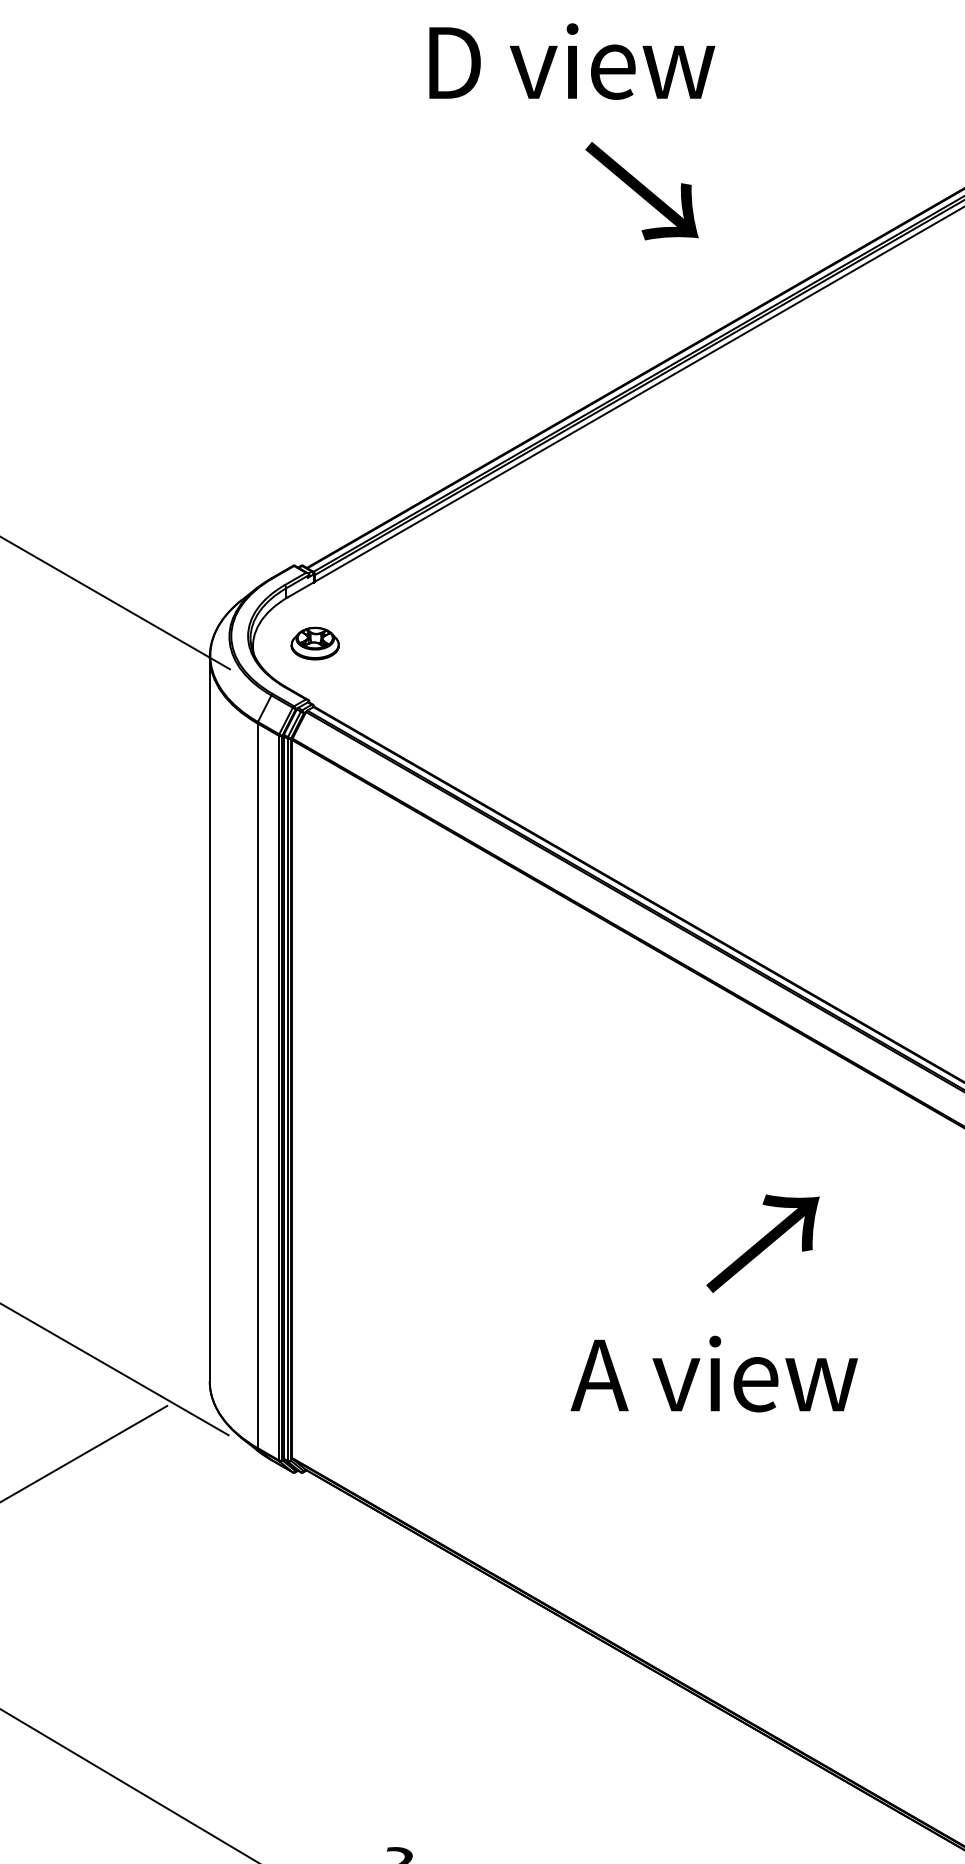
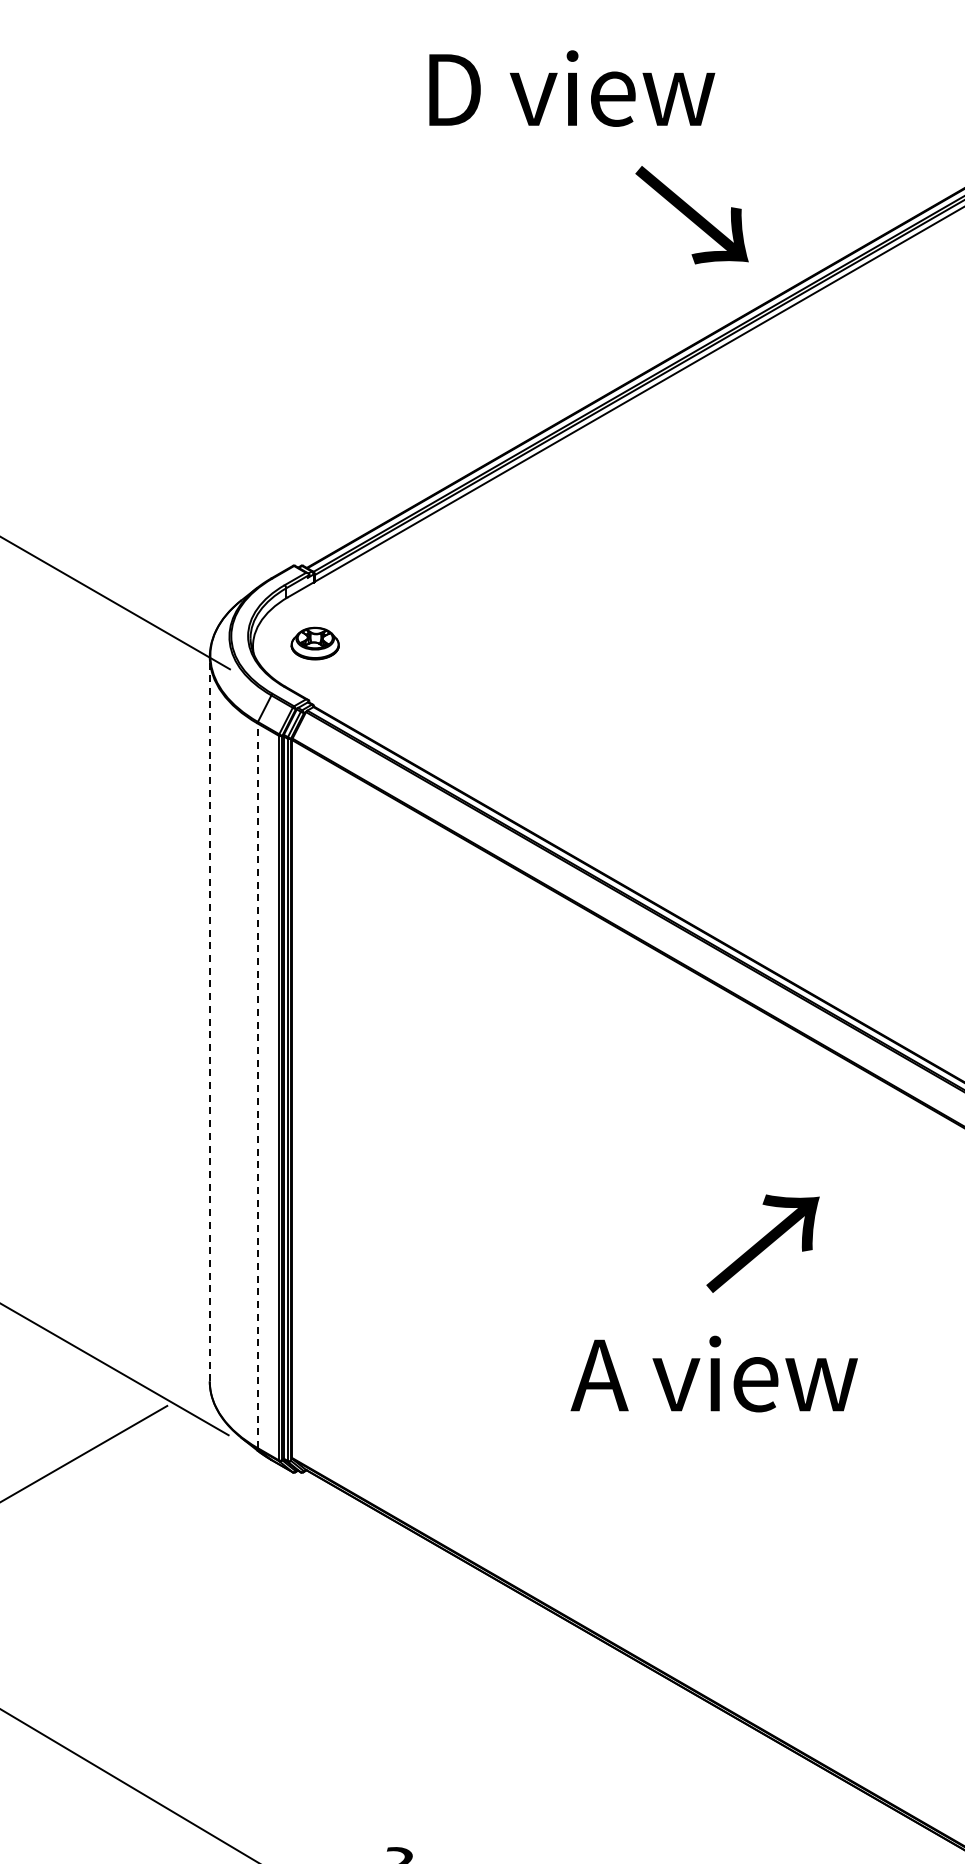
text position: (572, 61) -> (572, 88) (572, 88)
text position: (641, 191) -> (691, 215) (691, 215)
line: solid -> dashed (209, 1018)
line: solid -> dashed (257, 1085)
